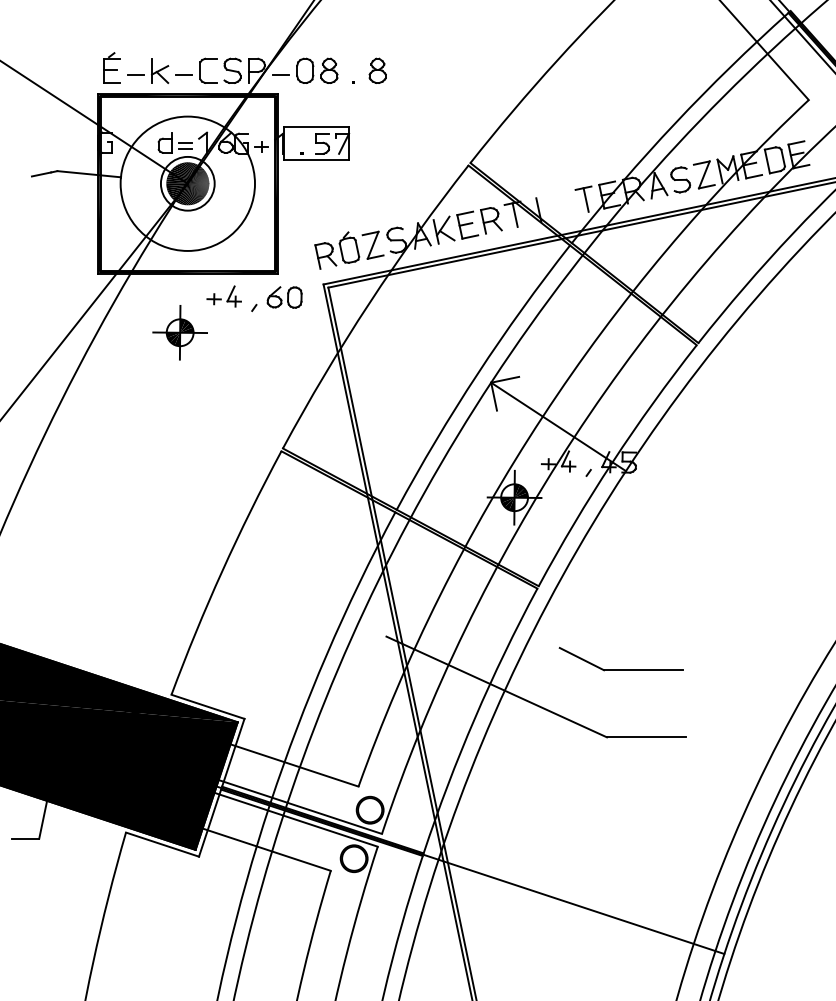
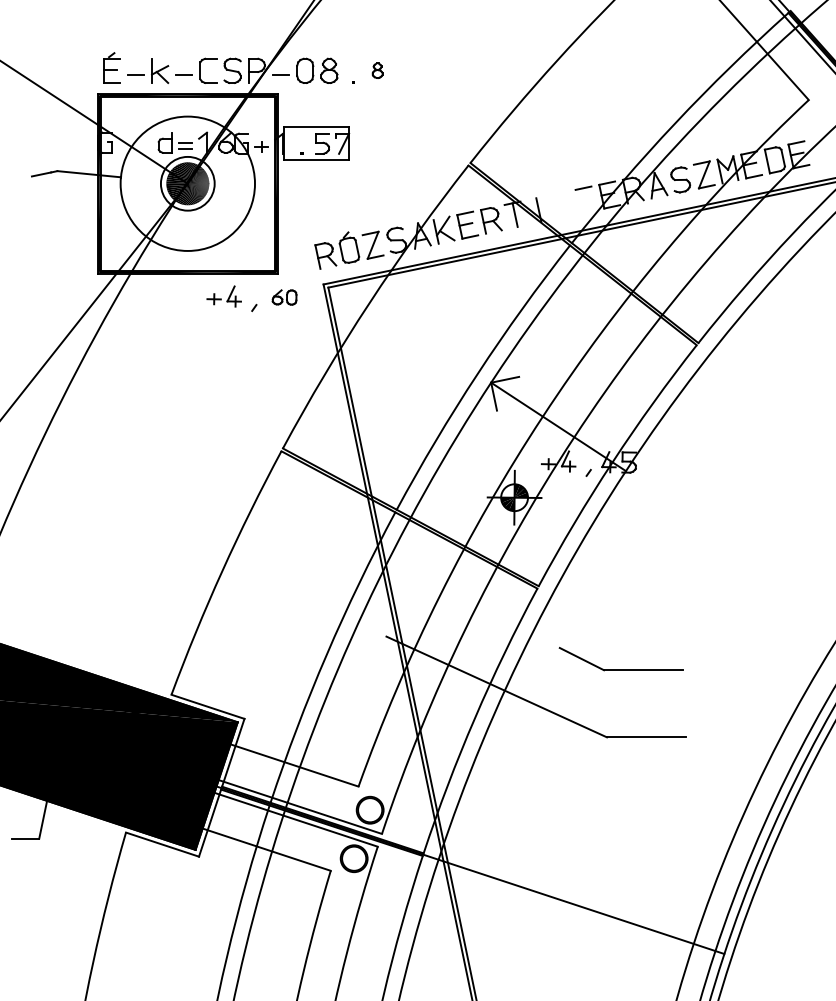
part size: 19x27 px -> 13x17 px (377, 70)
line: present -> none (585, 199)
part size: 37x23 px -> 27x17 px (284, 297)
part: present -> none (179, 332)
